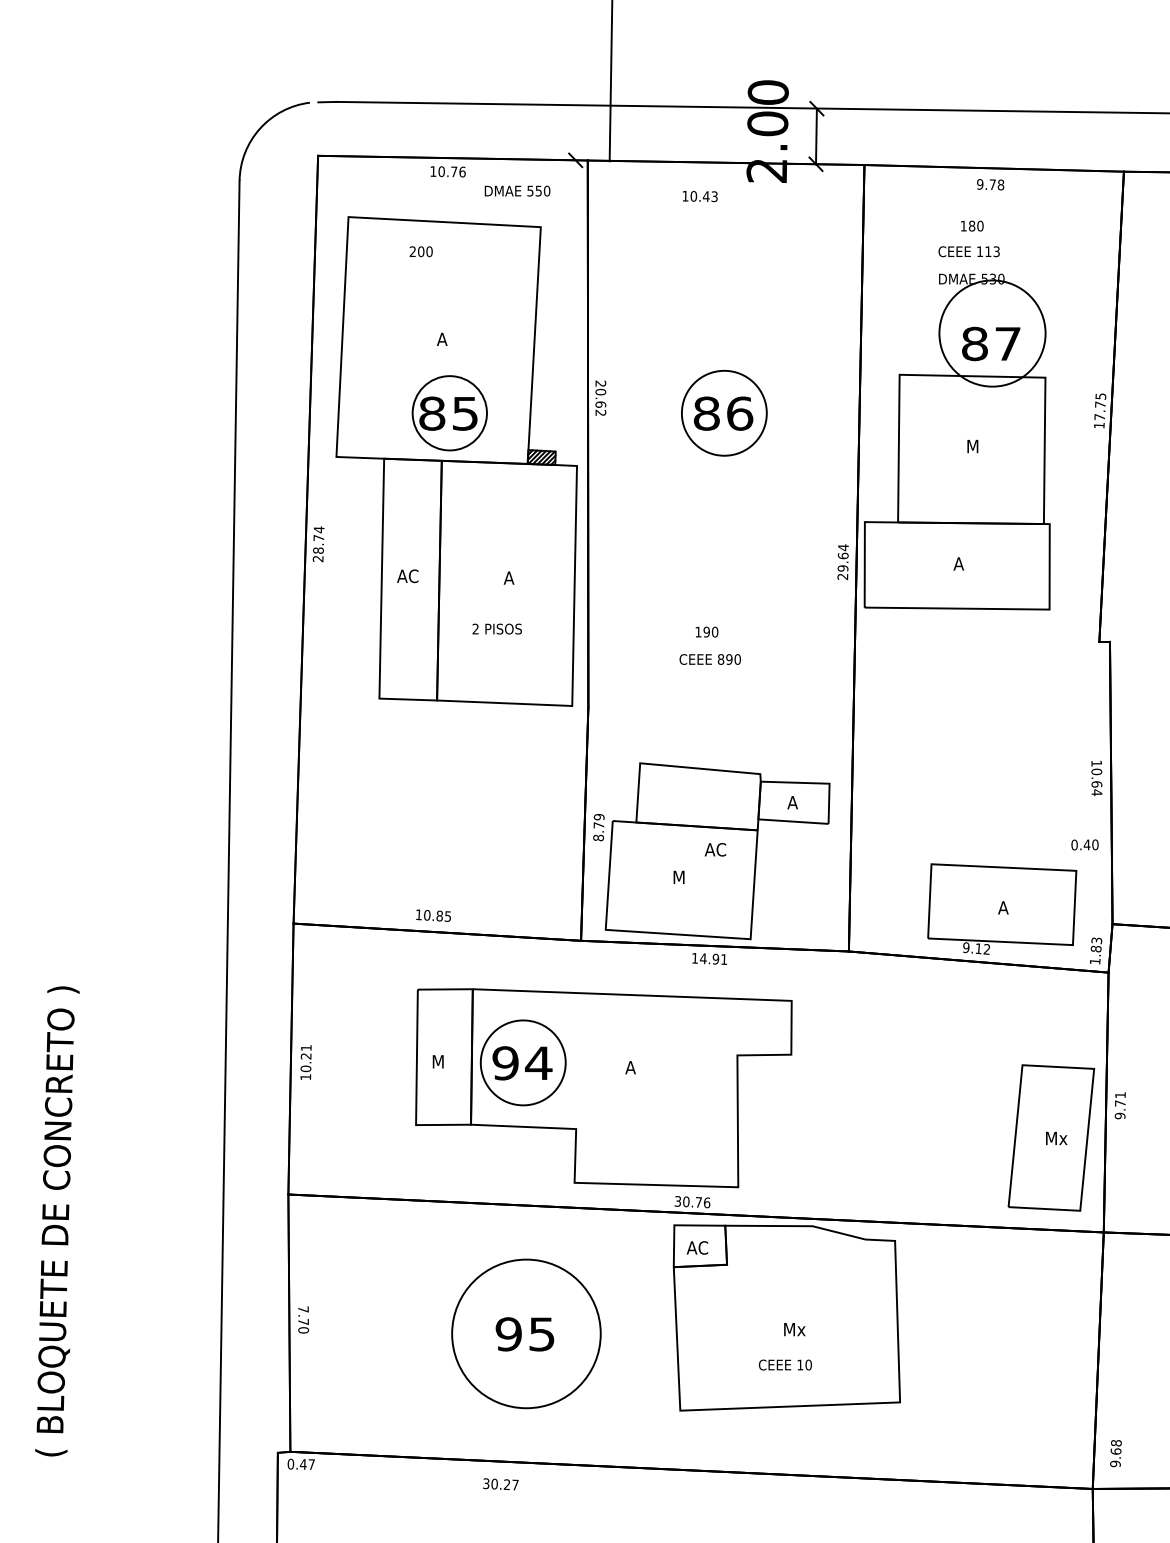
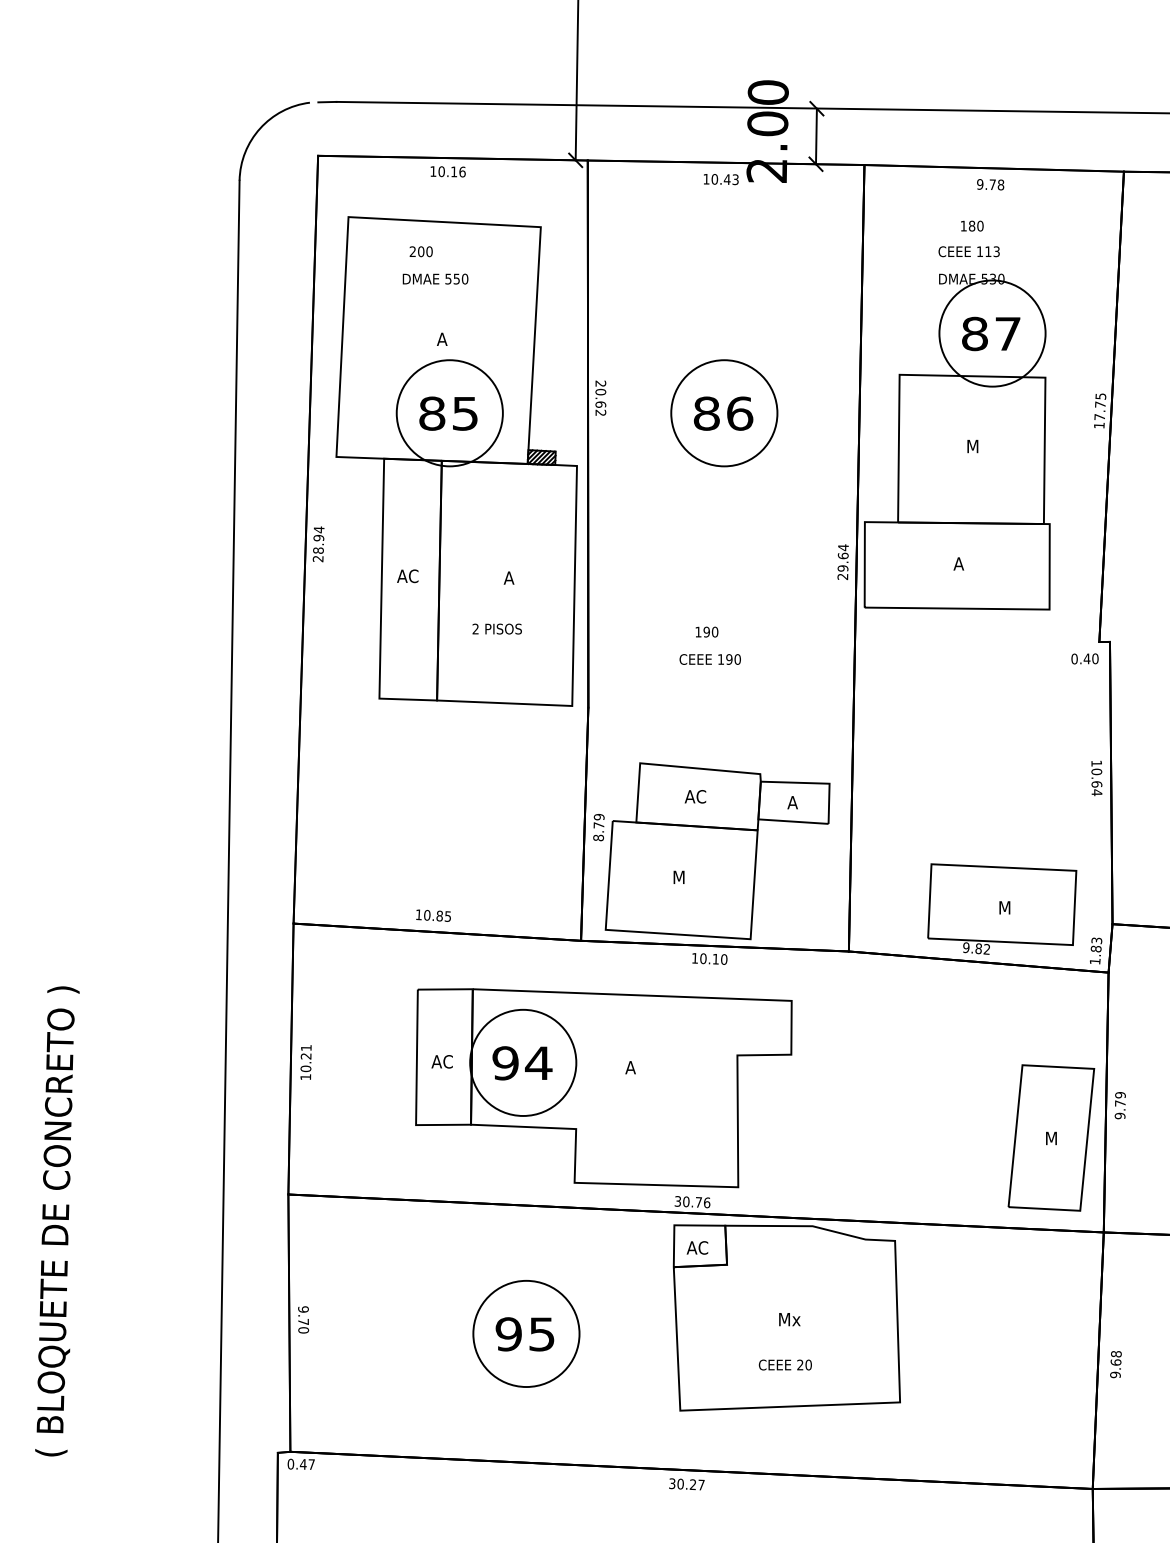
line position: (610, 81) -> (576, 81) (576, 81)
text: 10.76 -> 10.16 (454, 171)
text position: (517, 190) -> (435, 278) (435, 278)
text position: (700, 196) -> (721, 179) (721, 179)
text position: (991, 343) -> (991, 333) (991, 333)
circle diameter: 85 px -> 106 px (724, 413)
circle diameter: 74 px -> 106 px (449, 413)
text: 28.74 -> 28.94 (318, 537)
text: 890 -> 190 (720, 659)
text position: (1084, 844) -> (1084, 658) (1084, 658)
text position: (715, 849) -> (695, 796) (695, 796)
text: A -> M (1004, 907)
text: 9.12 -> 9.82 (978, 948)
text: 14.91 -> 10.10 (713, 958)
text: M -> AC (441, 1061)
circle diameter: 85 px -> 106 px (523, 1062)
text: 9.71 -> 9.79 (1120, 1095)
text: Mx -> M (1063, 1140)
text: 7.70 -> 9.70 (303, 1309)
text position: (794, 1329) -> (789, 1319) (789, 1319)
circle diameter: 149 px -> 106 px (526, 1333)
text: 10 -> 20 (800, 1364)
text position: (1115, 1453) -> (1115, 1364) (1115, 1364)
text position: (500, 1484) -> (686, 1484) (686, 1484)
